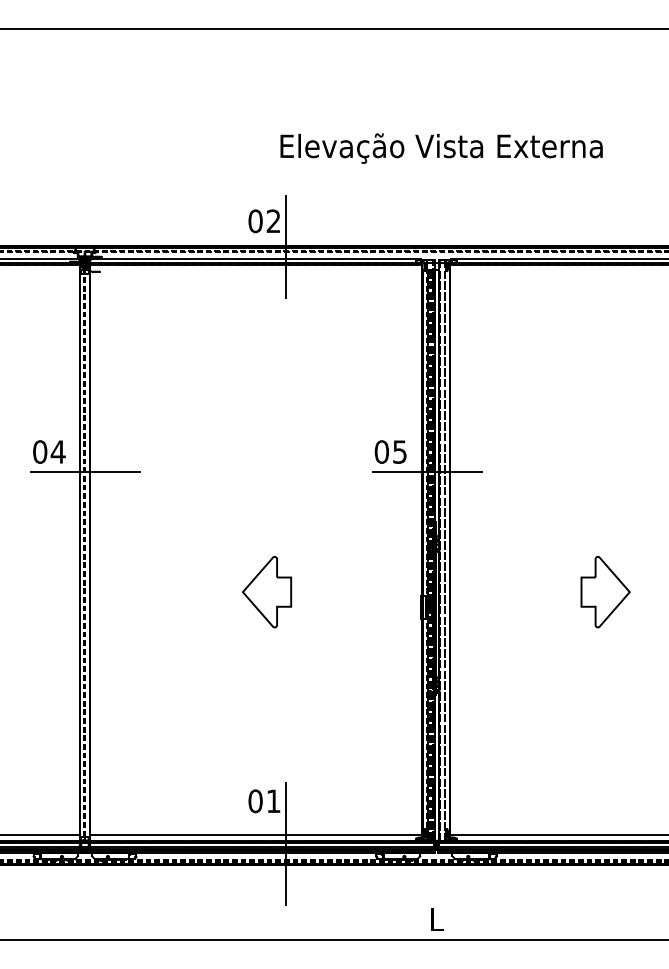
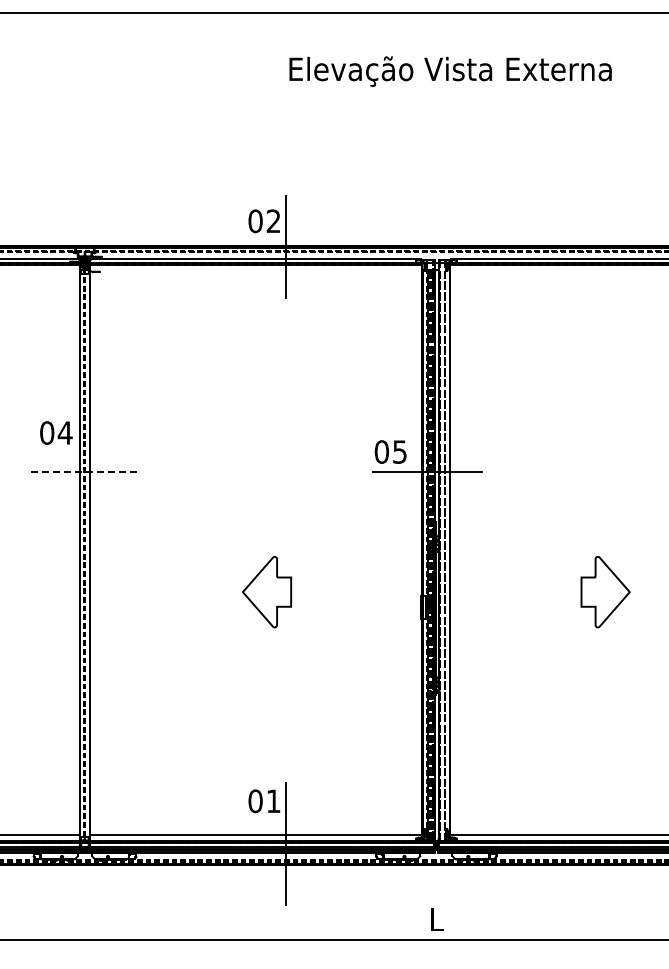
line position: (333, 29) -> (333, 13) (333, 13)
text position: (441, 148) -> (450, 71) (450, 71)
text position: (49, 451) -> (56, 432) (56, 432)
line: solid -> dashed (85, 472)
